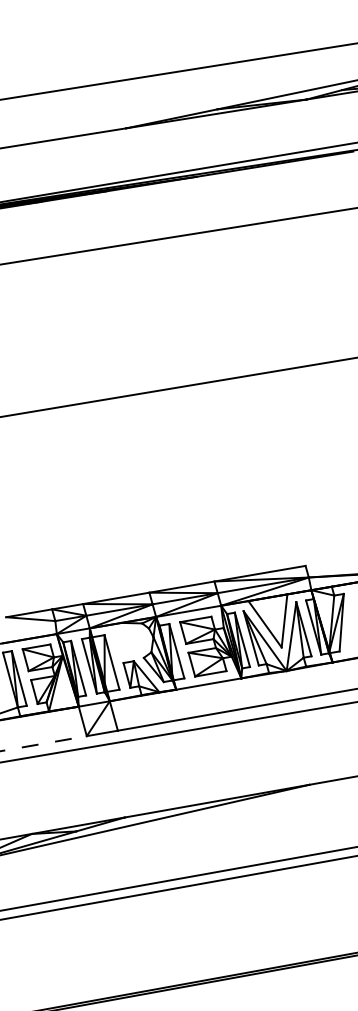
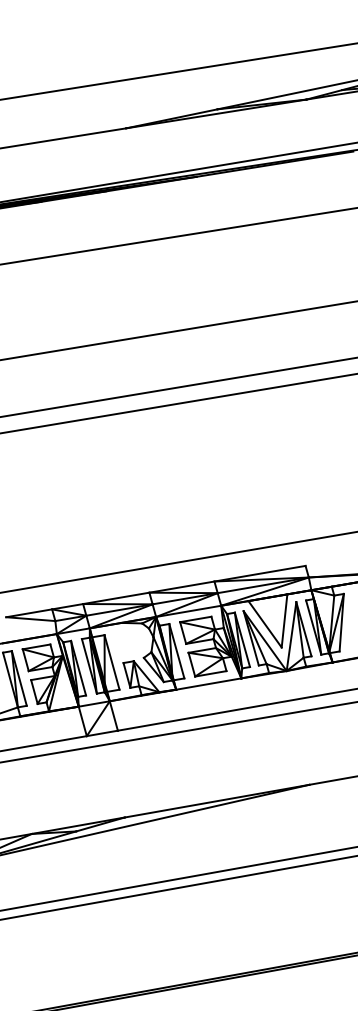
line: none -> present (178, 330)
line: none -> present (178, 403)
line: none -> present (178, 562)
line: dashed -> solid (43, 743)
